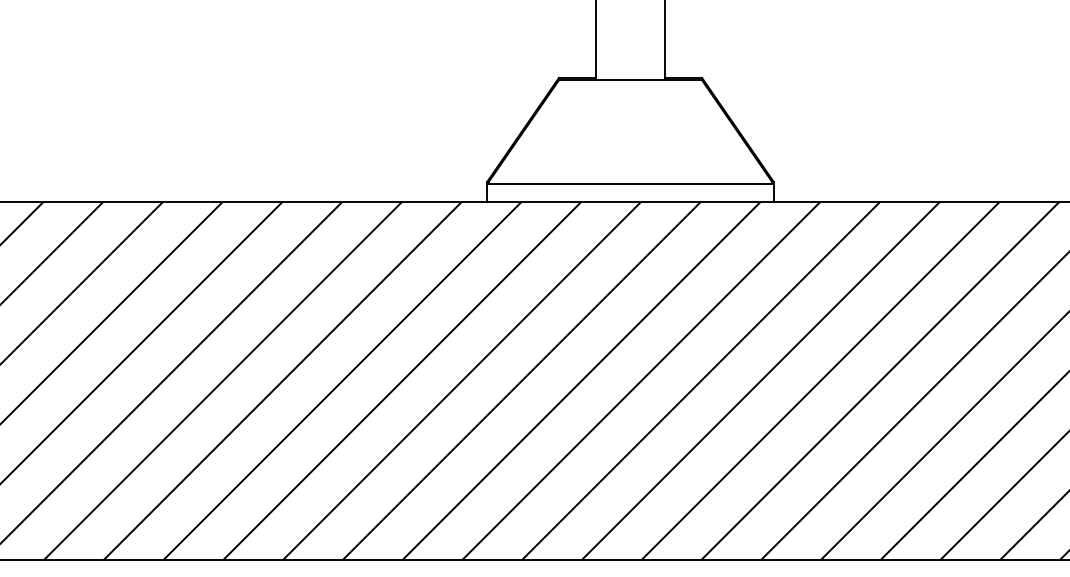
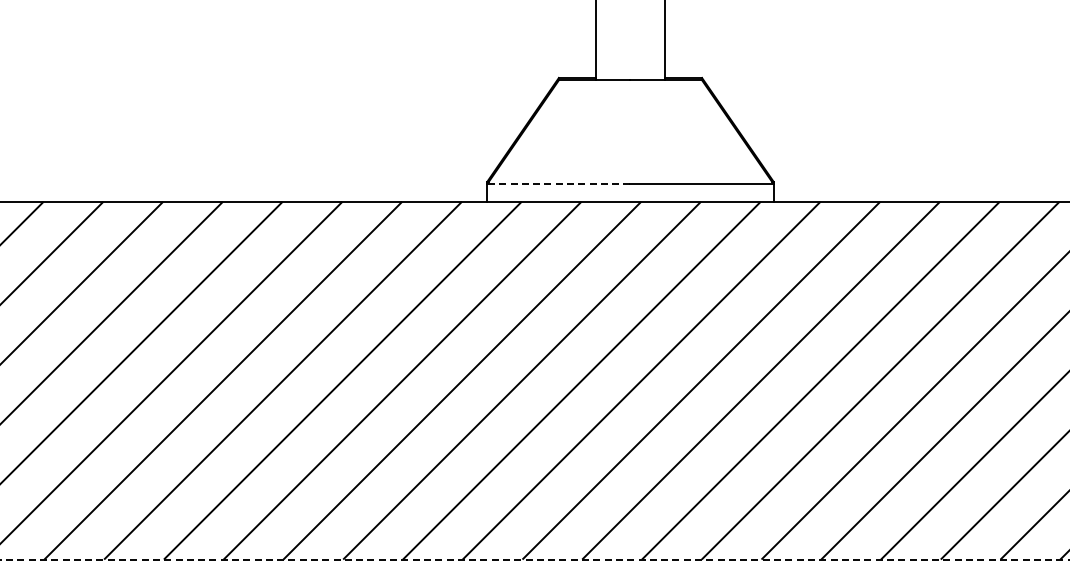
line: solid -> dashed (558, 183)
line: solid -> dashed (535, 559)
